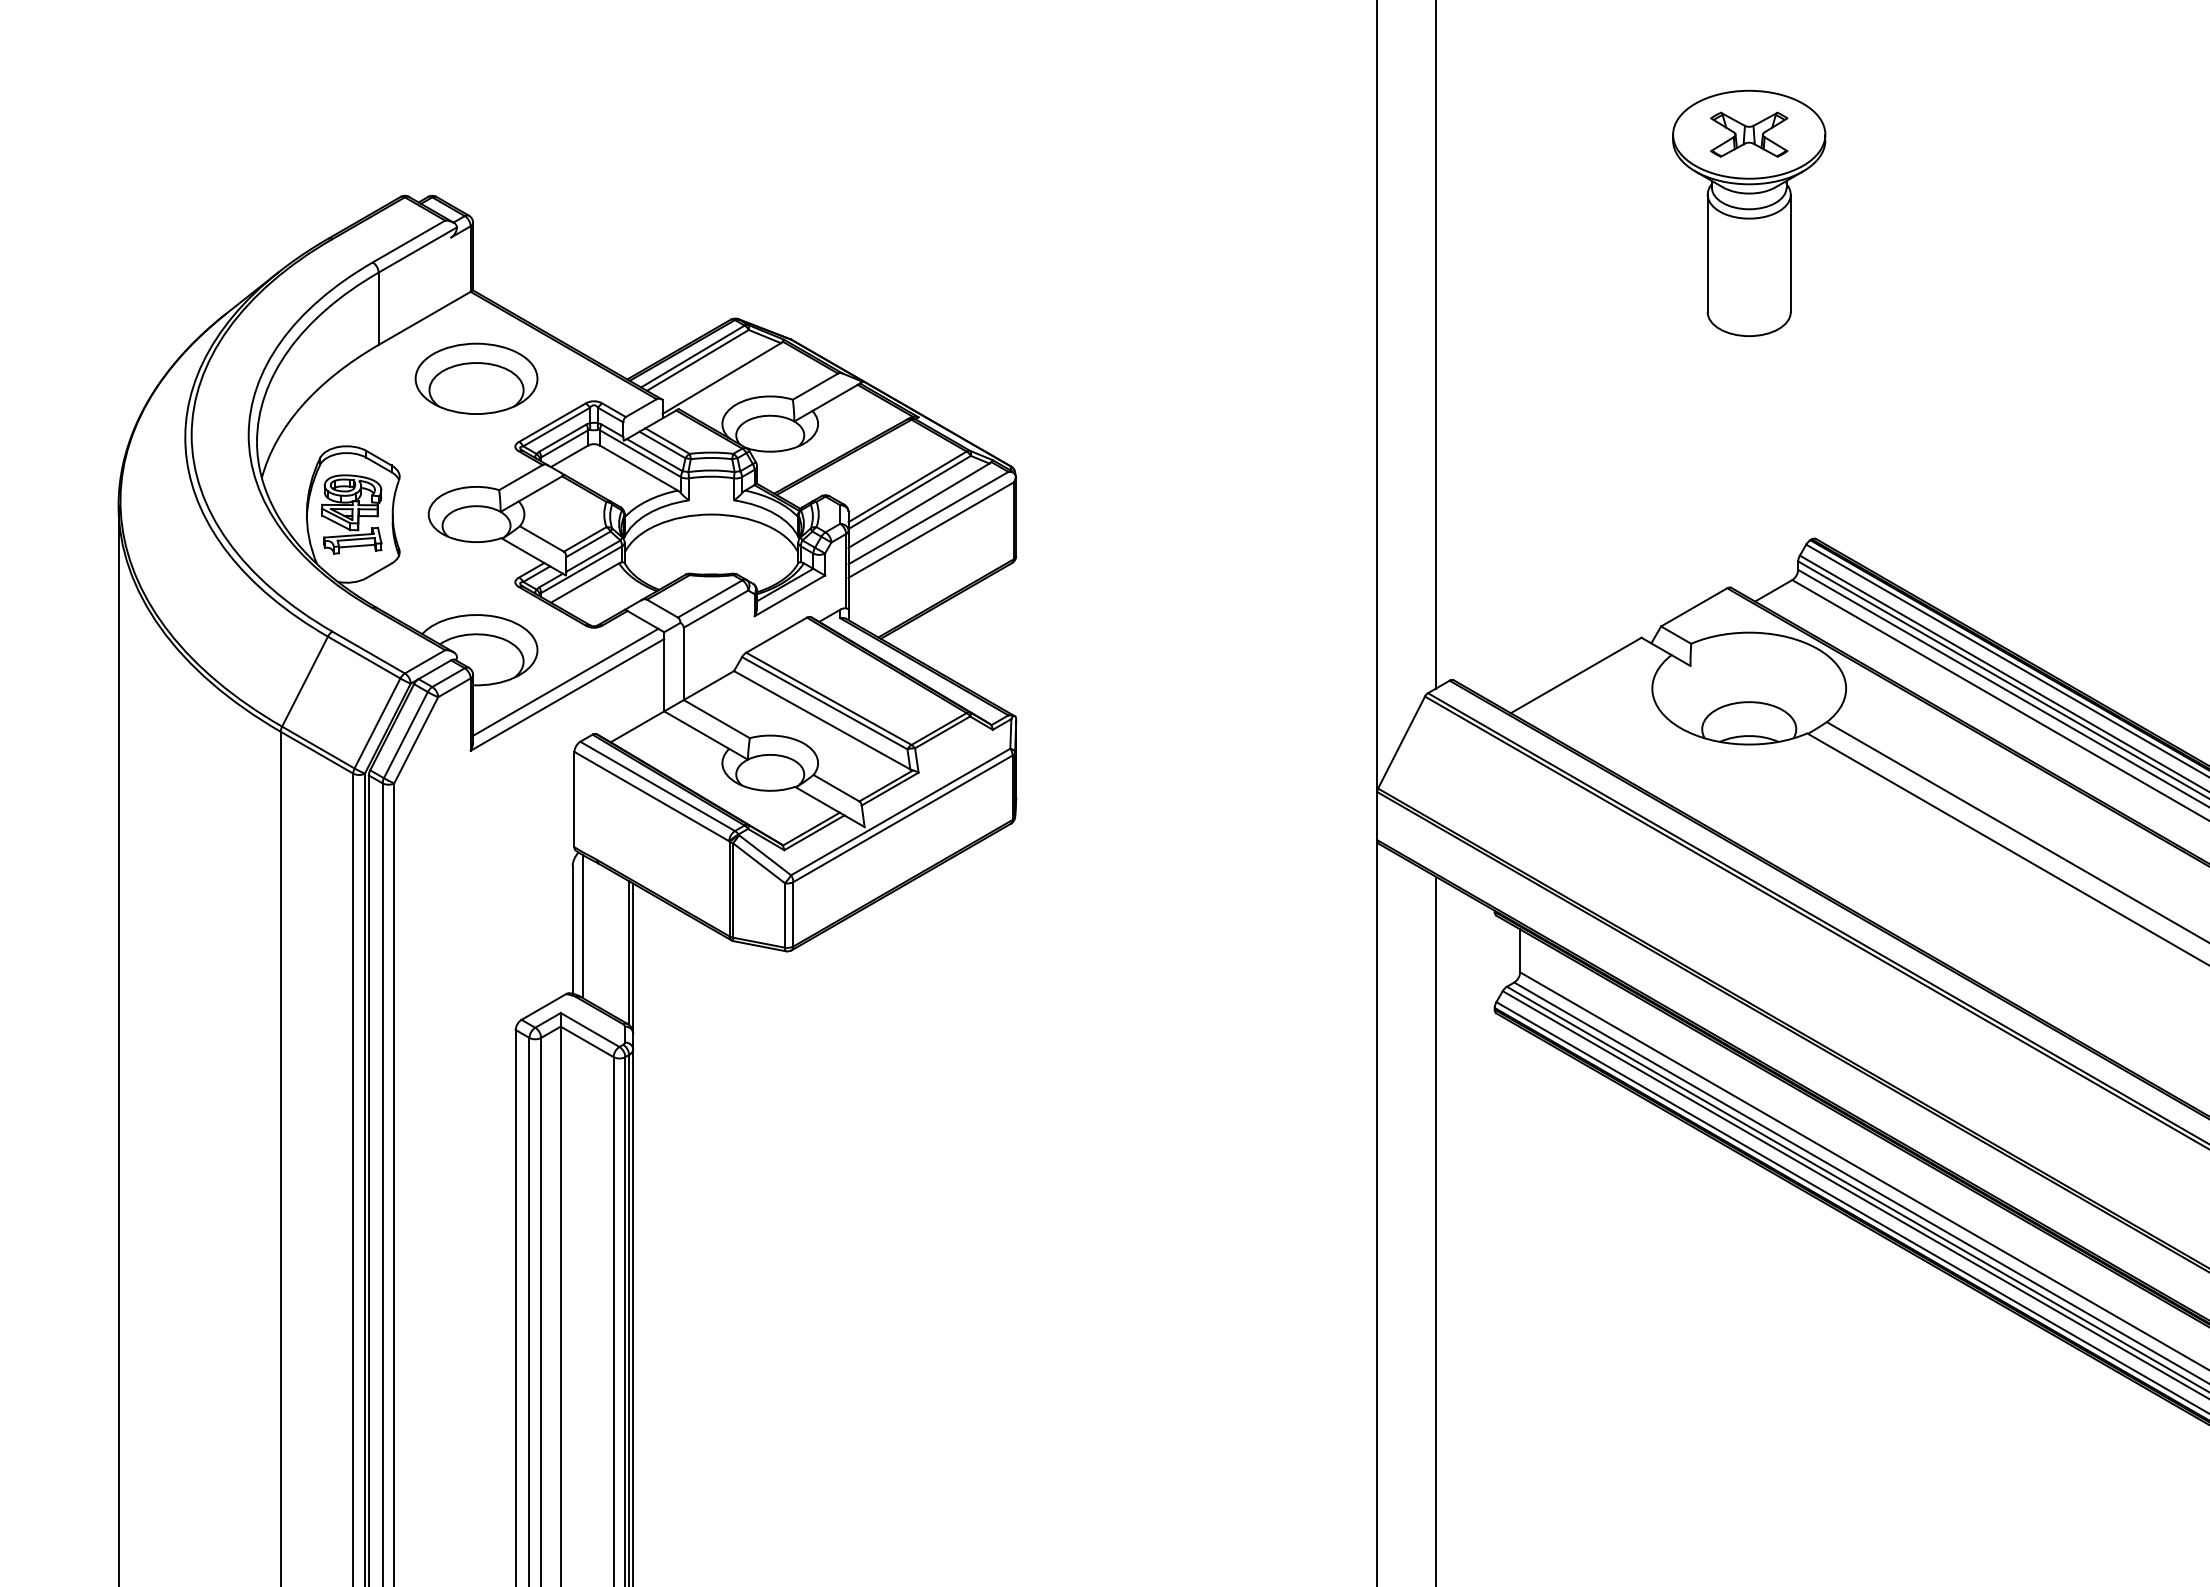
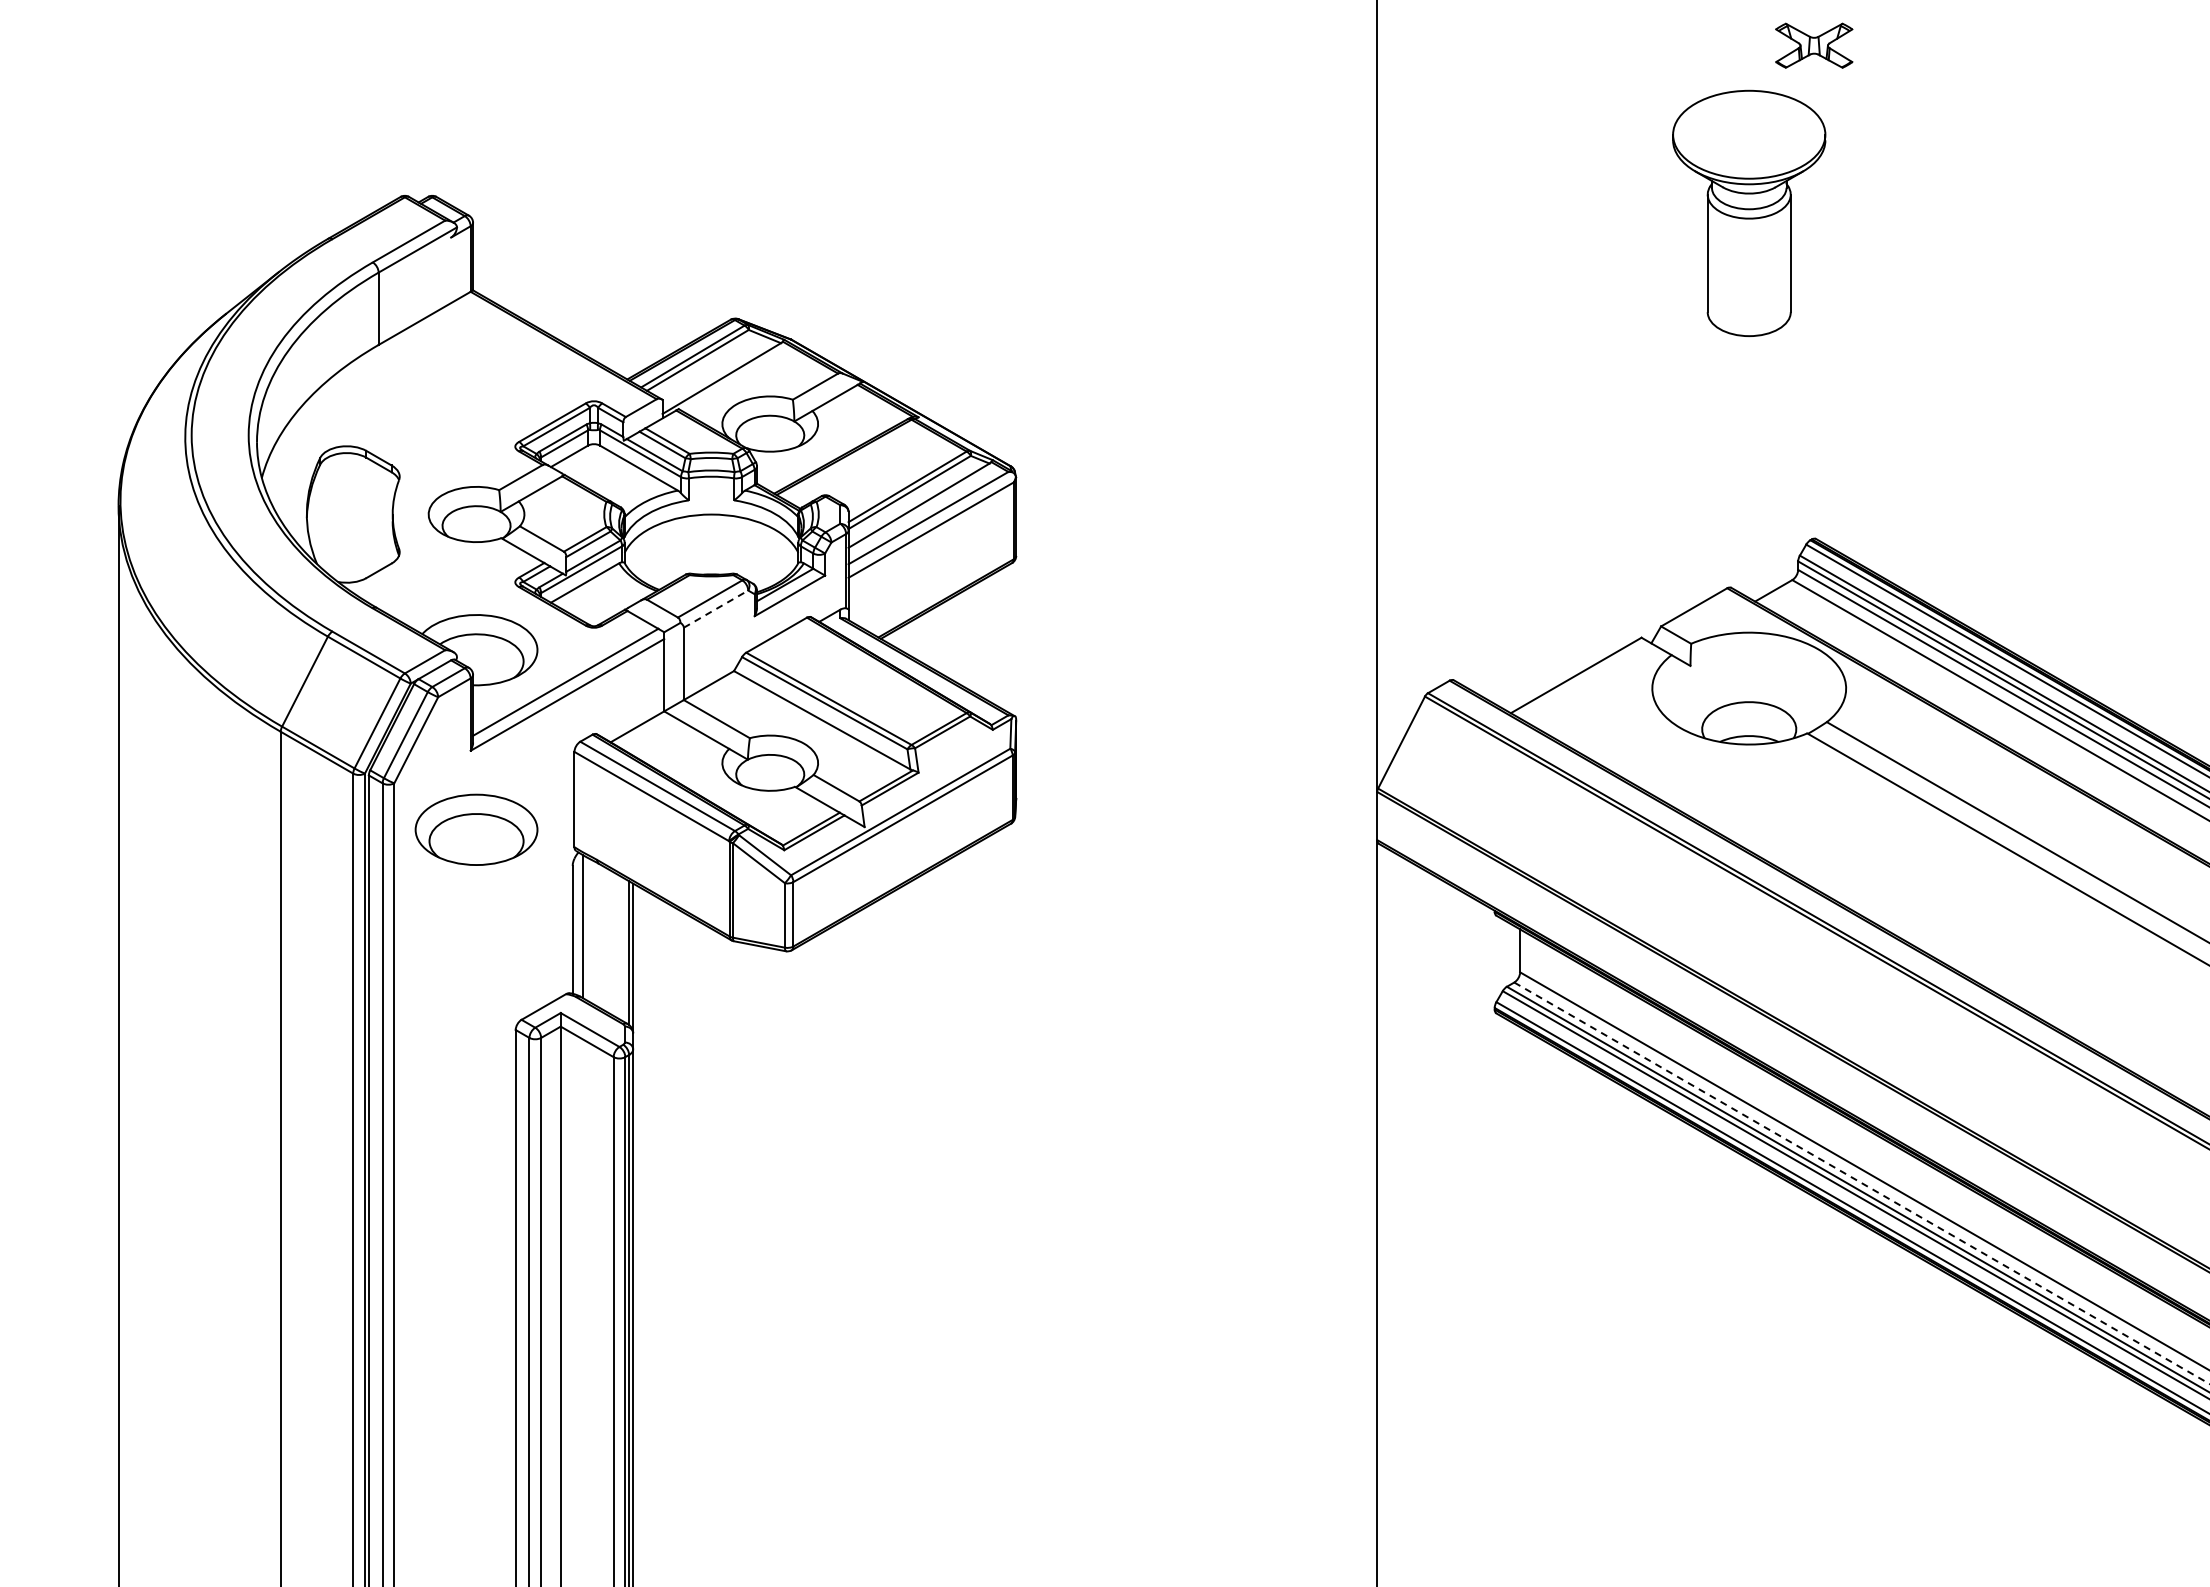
part position: (1749, 134) -> (1814, 45) (1814, 45)
line: present -> none (1435, 345)
part position: (476, 378) -> (476, 829) (476, 829)
part: present -> none (351, 514)
line: solid -> dashed (716, 608)
line: solid -> dashed (1862, 1183)
line: present -> none (1435, 1229)
